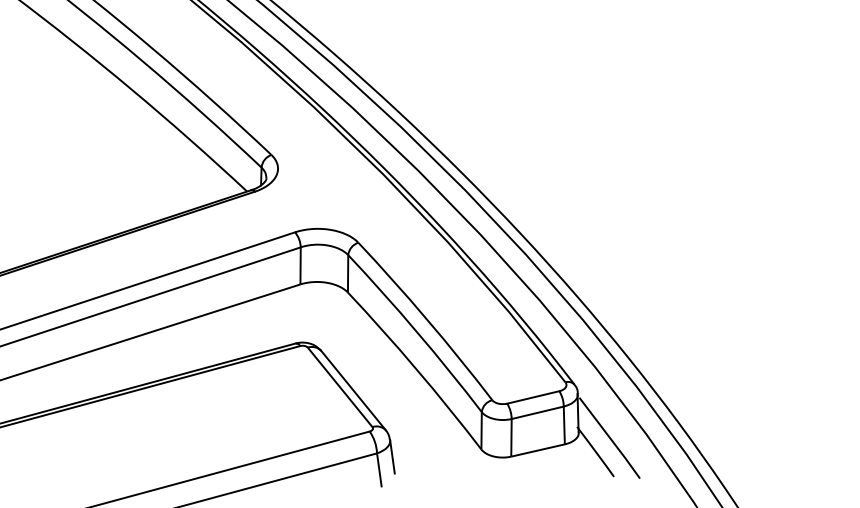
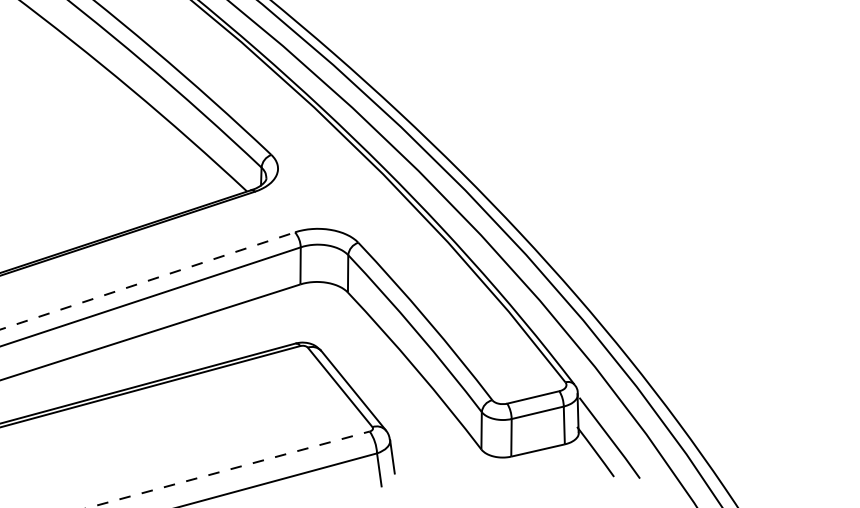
line: solid -> dashed (147, 280)
line: solid -> dashed (228, 469)
